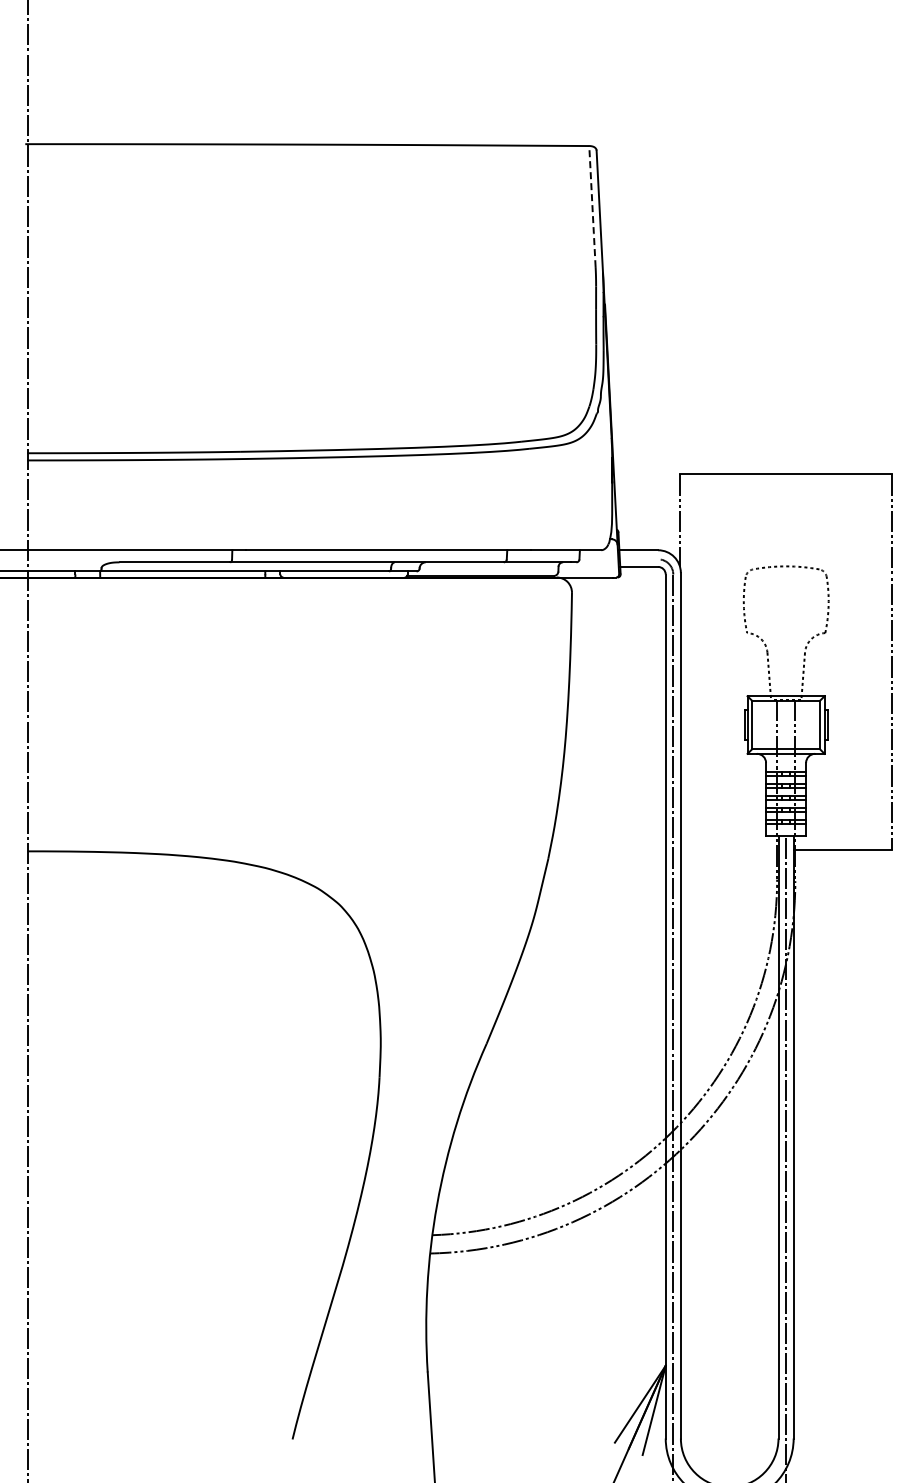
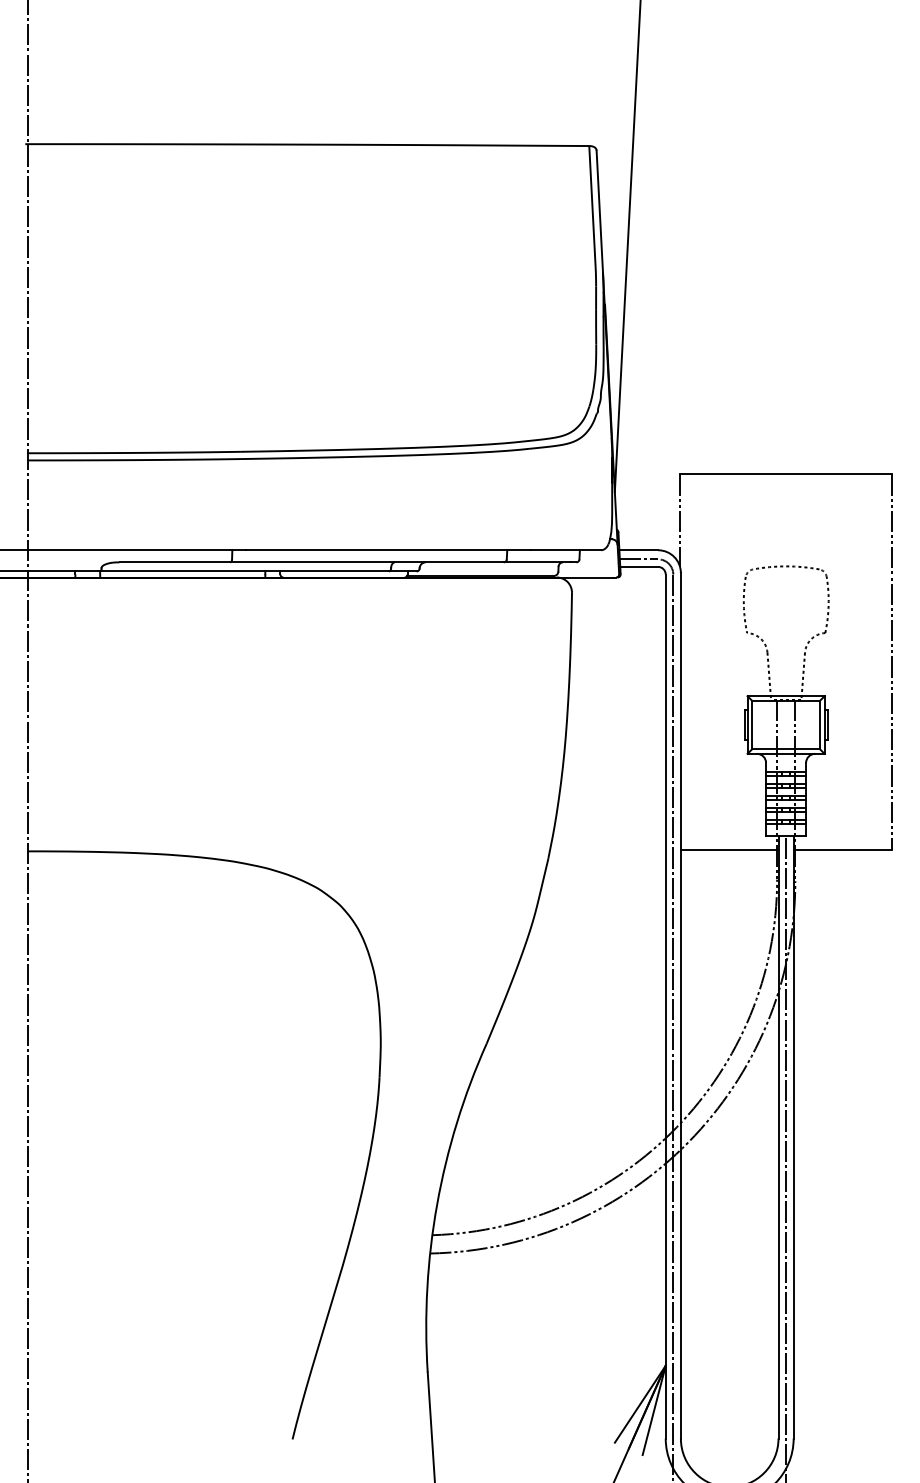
line: dashed -> solid (592, 207)
line: none -> present (627, 246)
line: none -> present (638, 559)
line: none -> present (728, 850)
